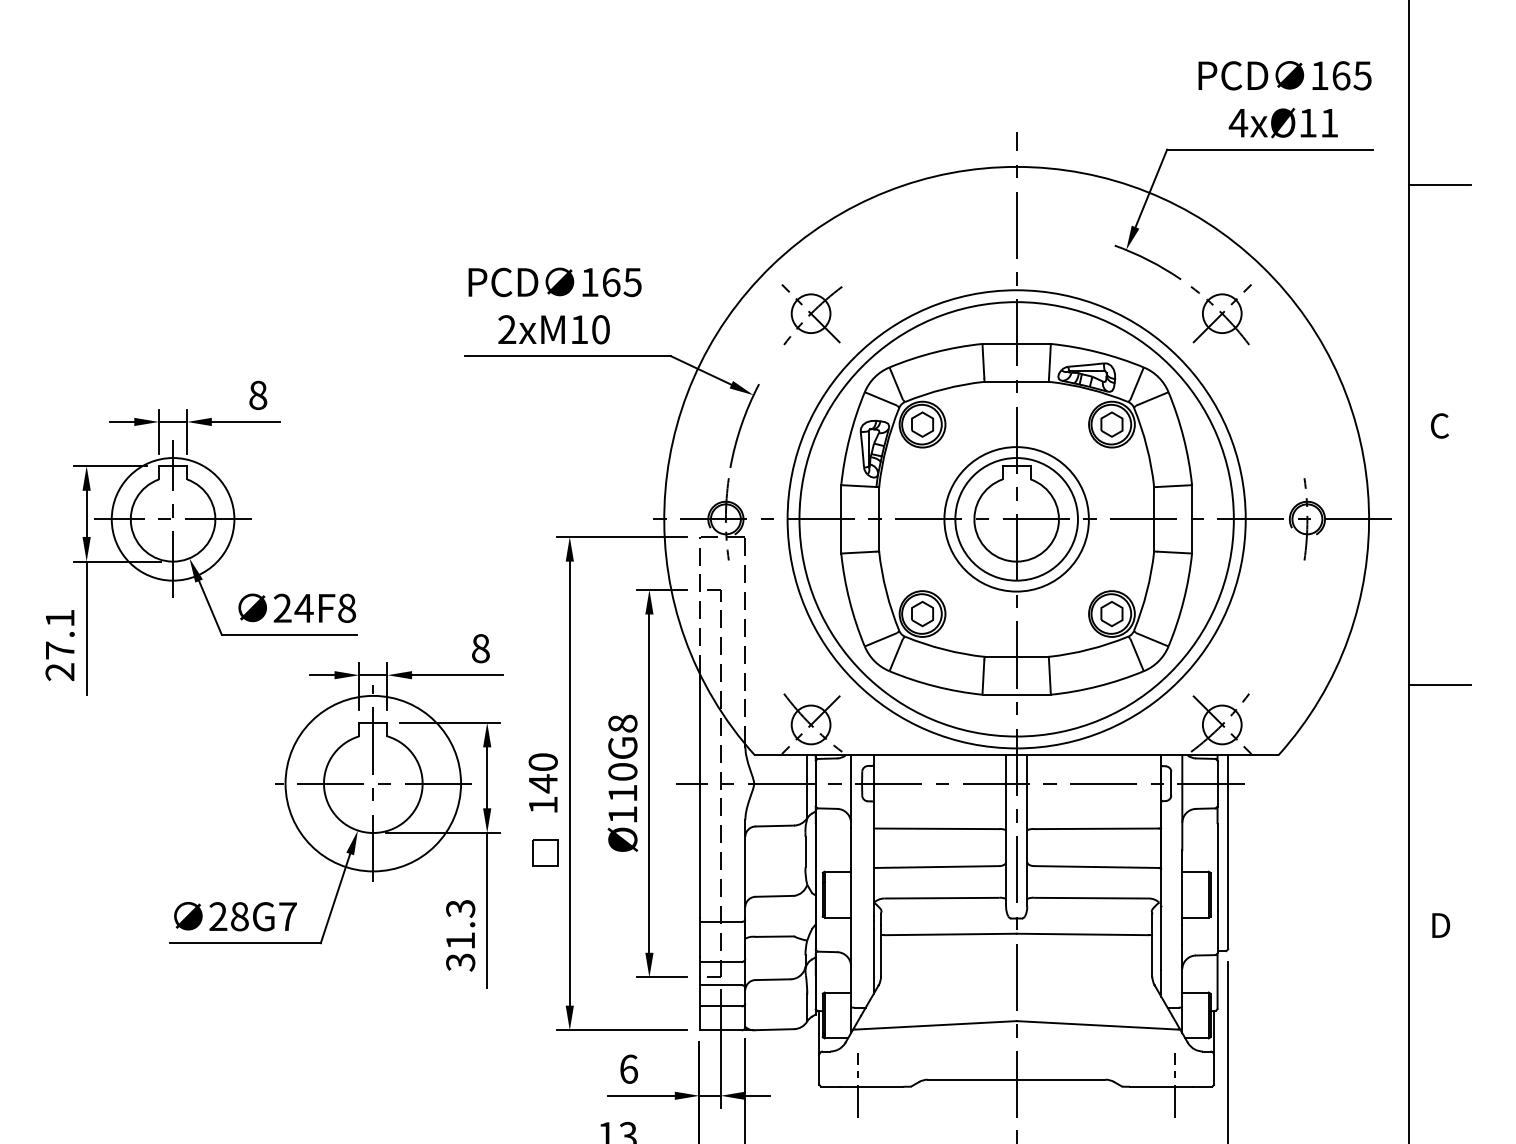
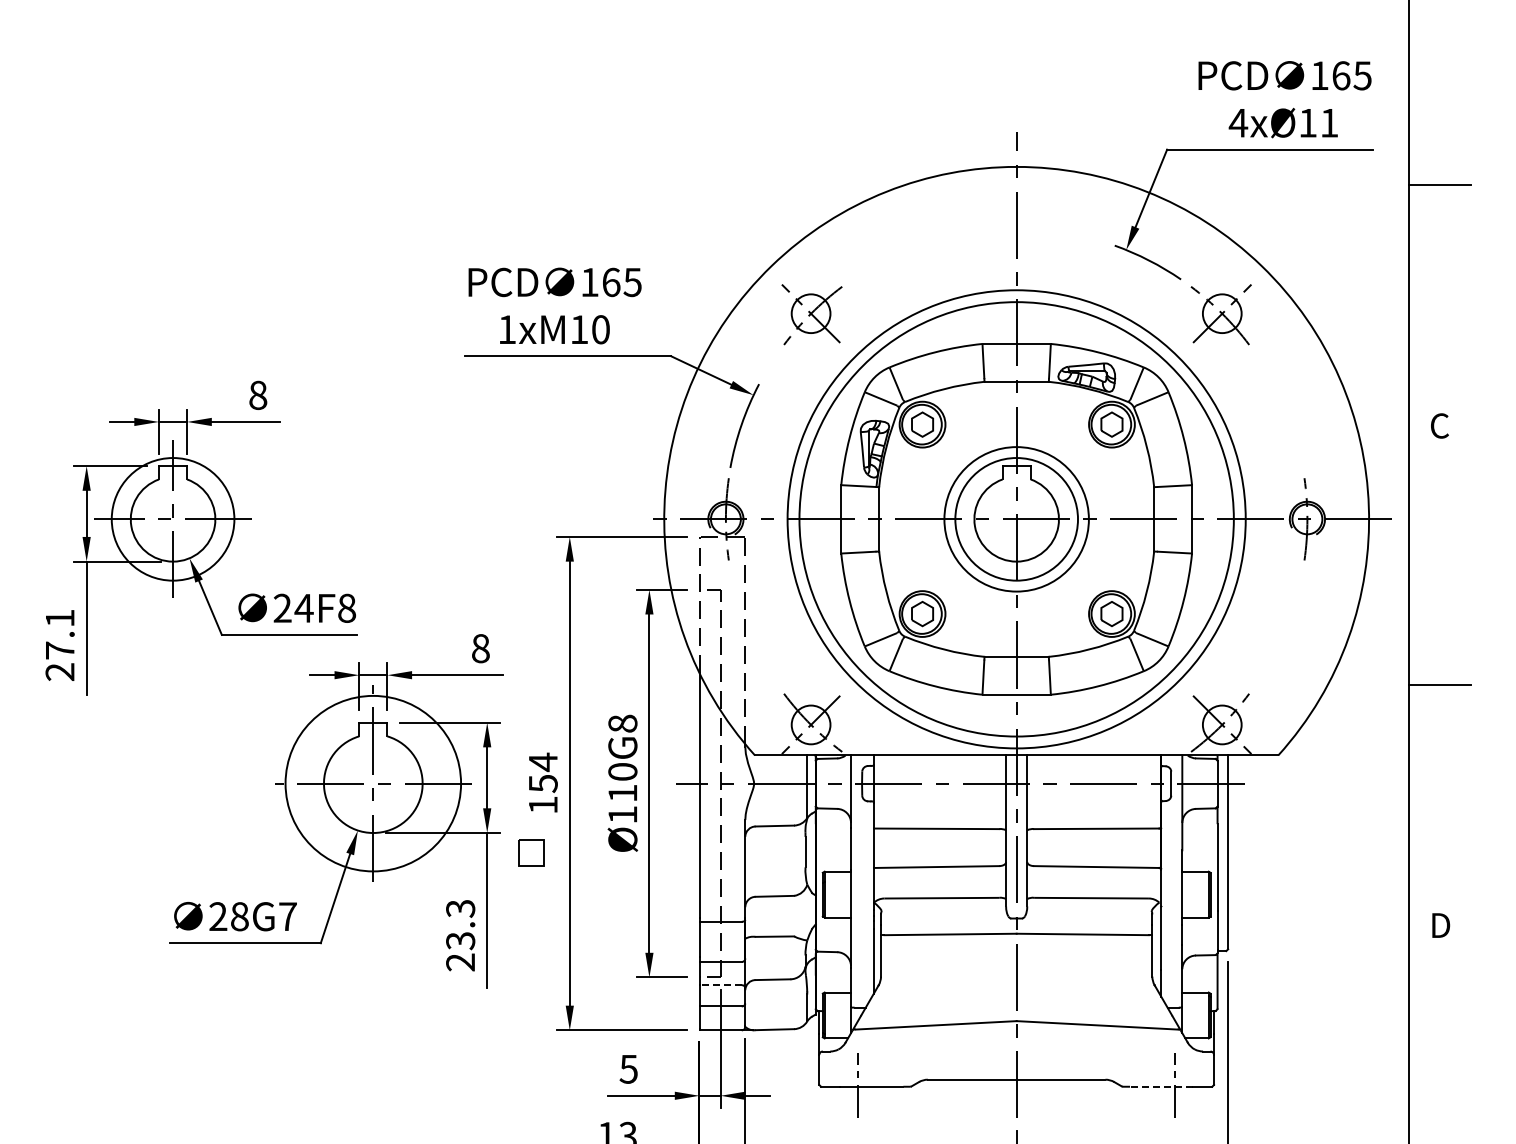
text: 2xM10 -> 1xM10 (507, 329)
text: 140 -> 154 (542, 772)
part position: (545, 852) -> (531, 852) (531, 852)
text: 31.3 -> 23.3 (460, 951)
line: solid -> dashed (720, 985)
text: 6 -> 5 (628, 1068)
line: solid -> dashed (1161, 1086)
